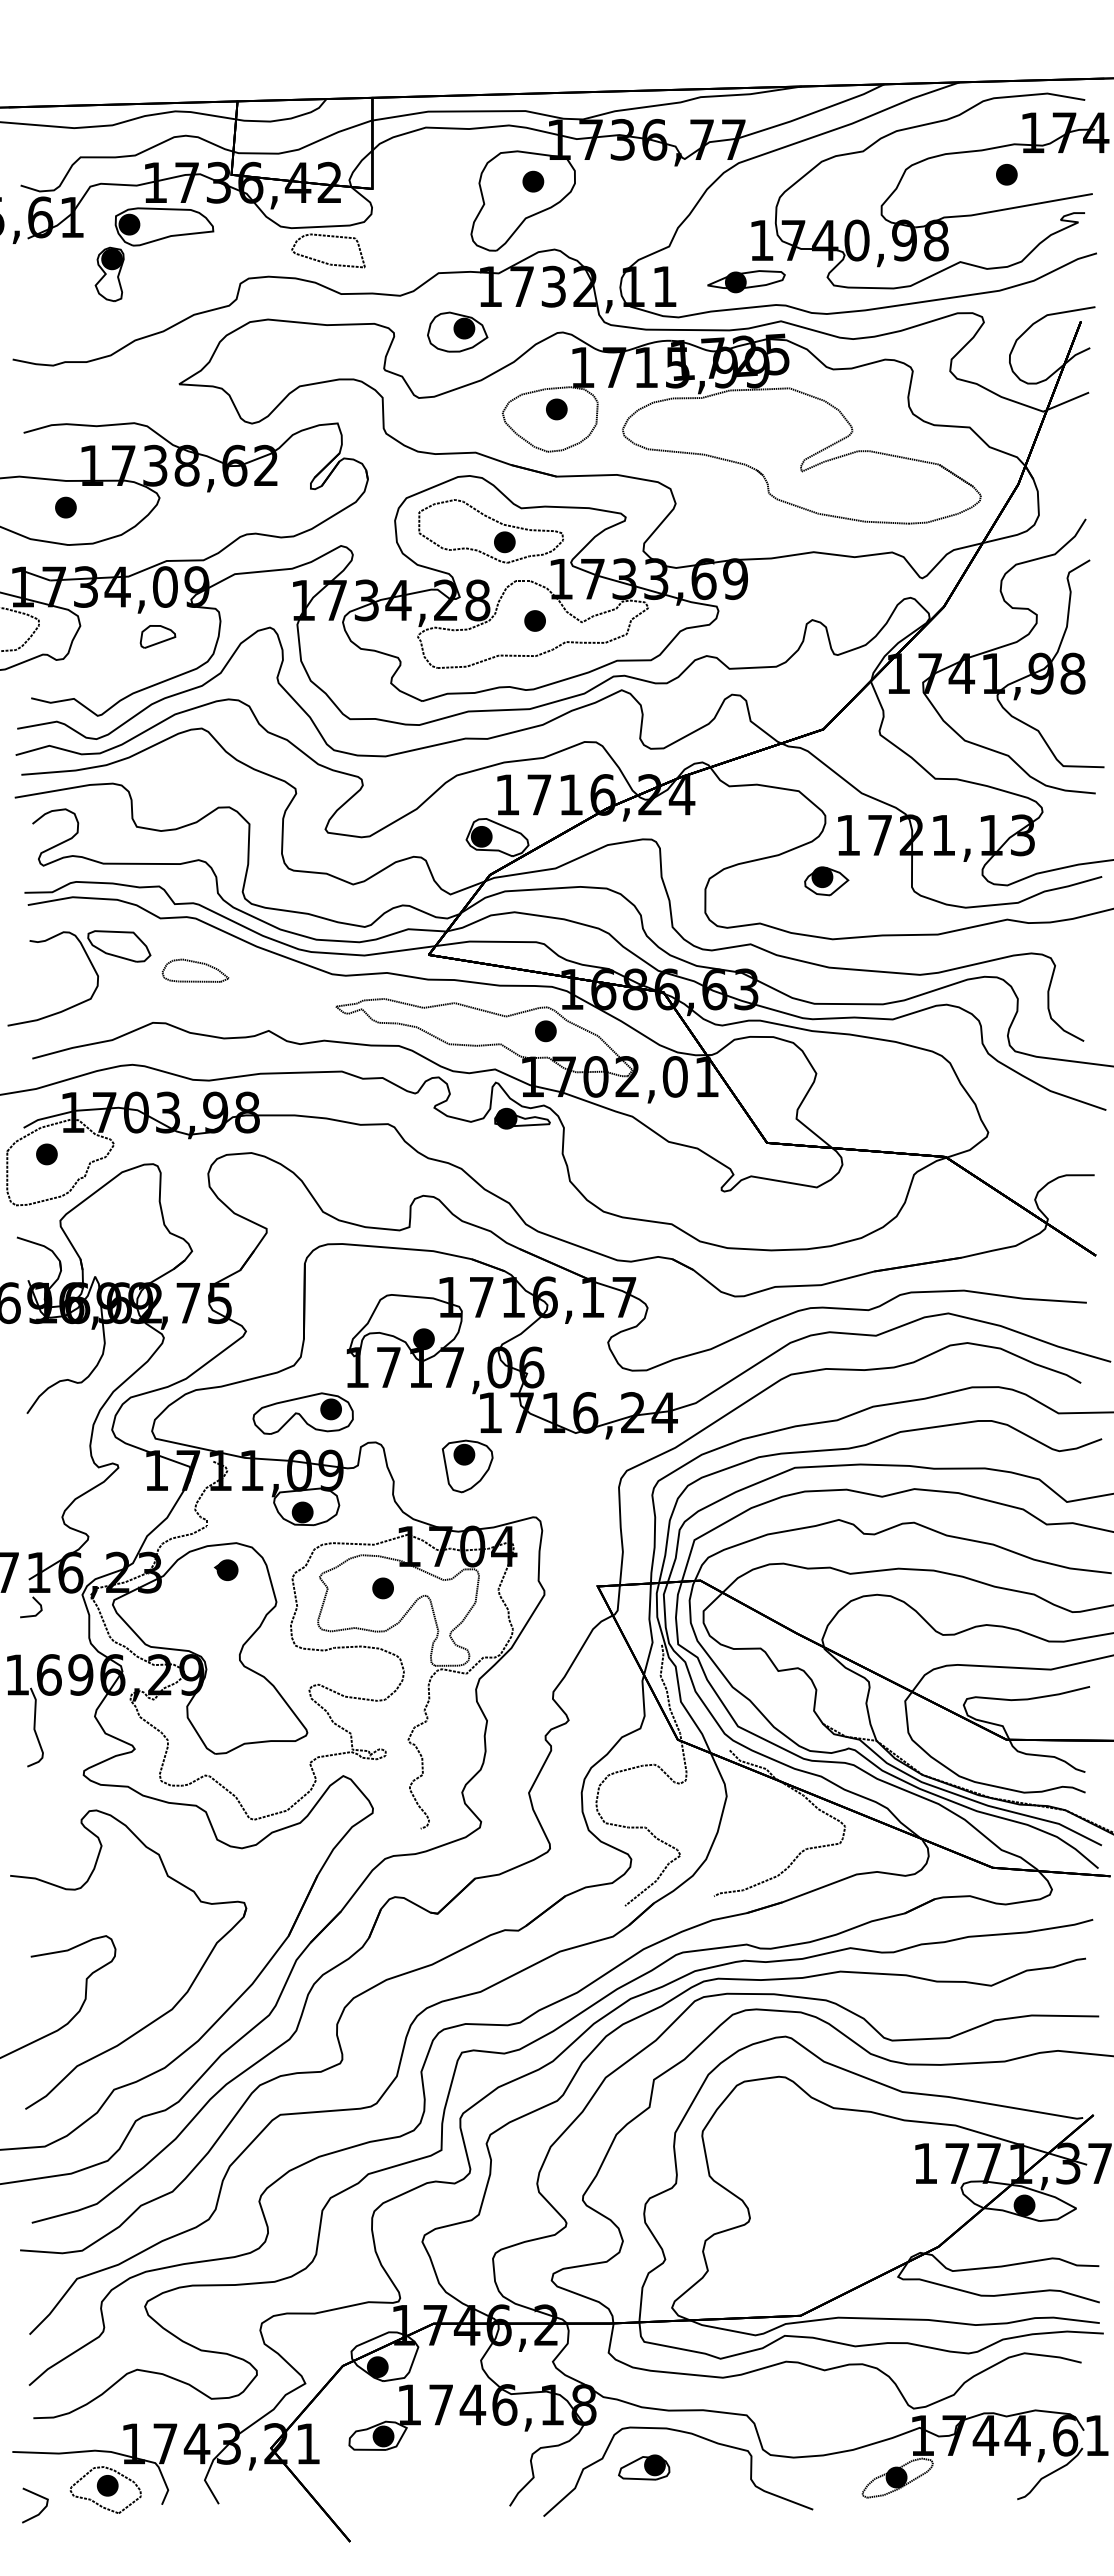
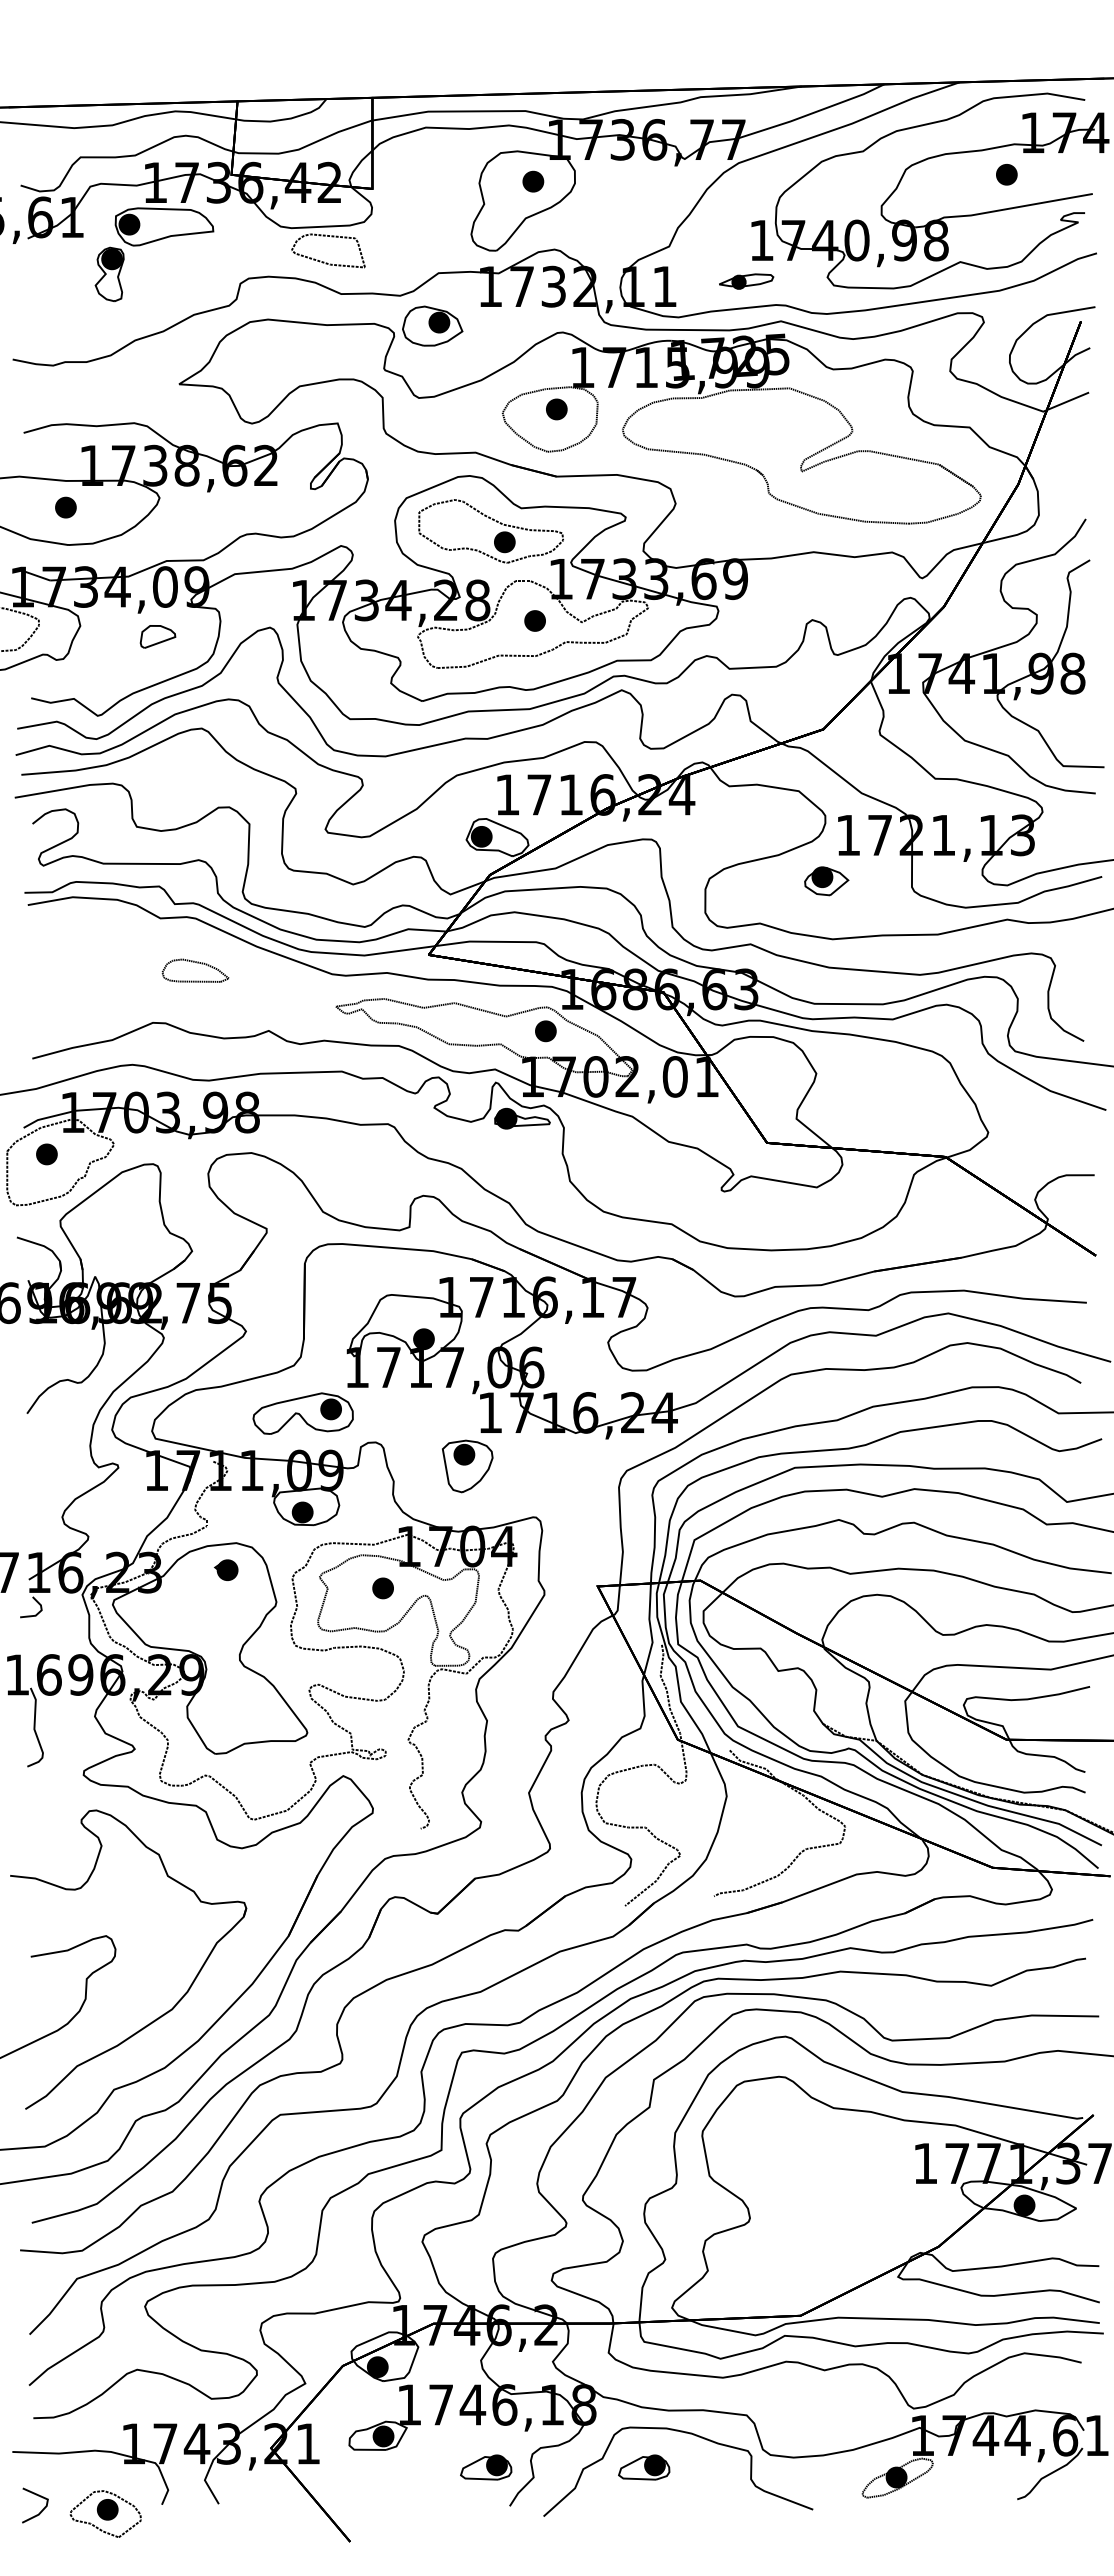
part size: 79x24 px -> 56x17 px (746, 281)
part position: (457, 331) -> (432, 325) (432, 325)
part: present -> none (94, 971)
part: none -> present (486, 2467)
part position: (105, 2489) -> (105, 2513) (105, 2513)
